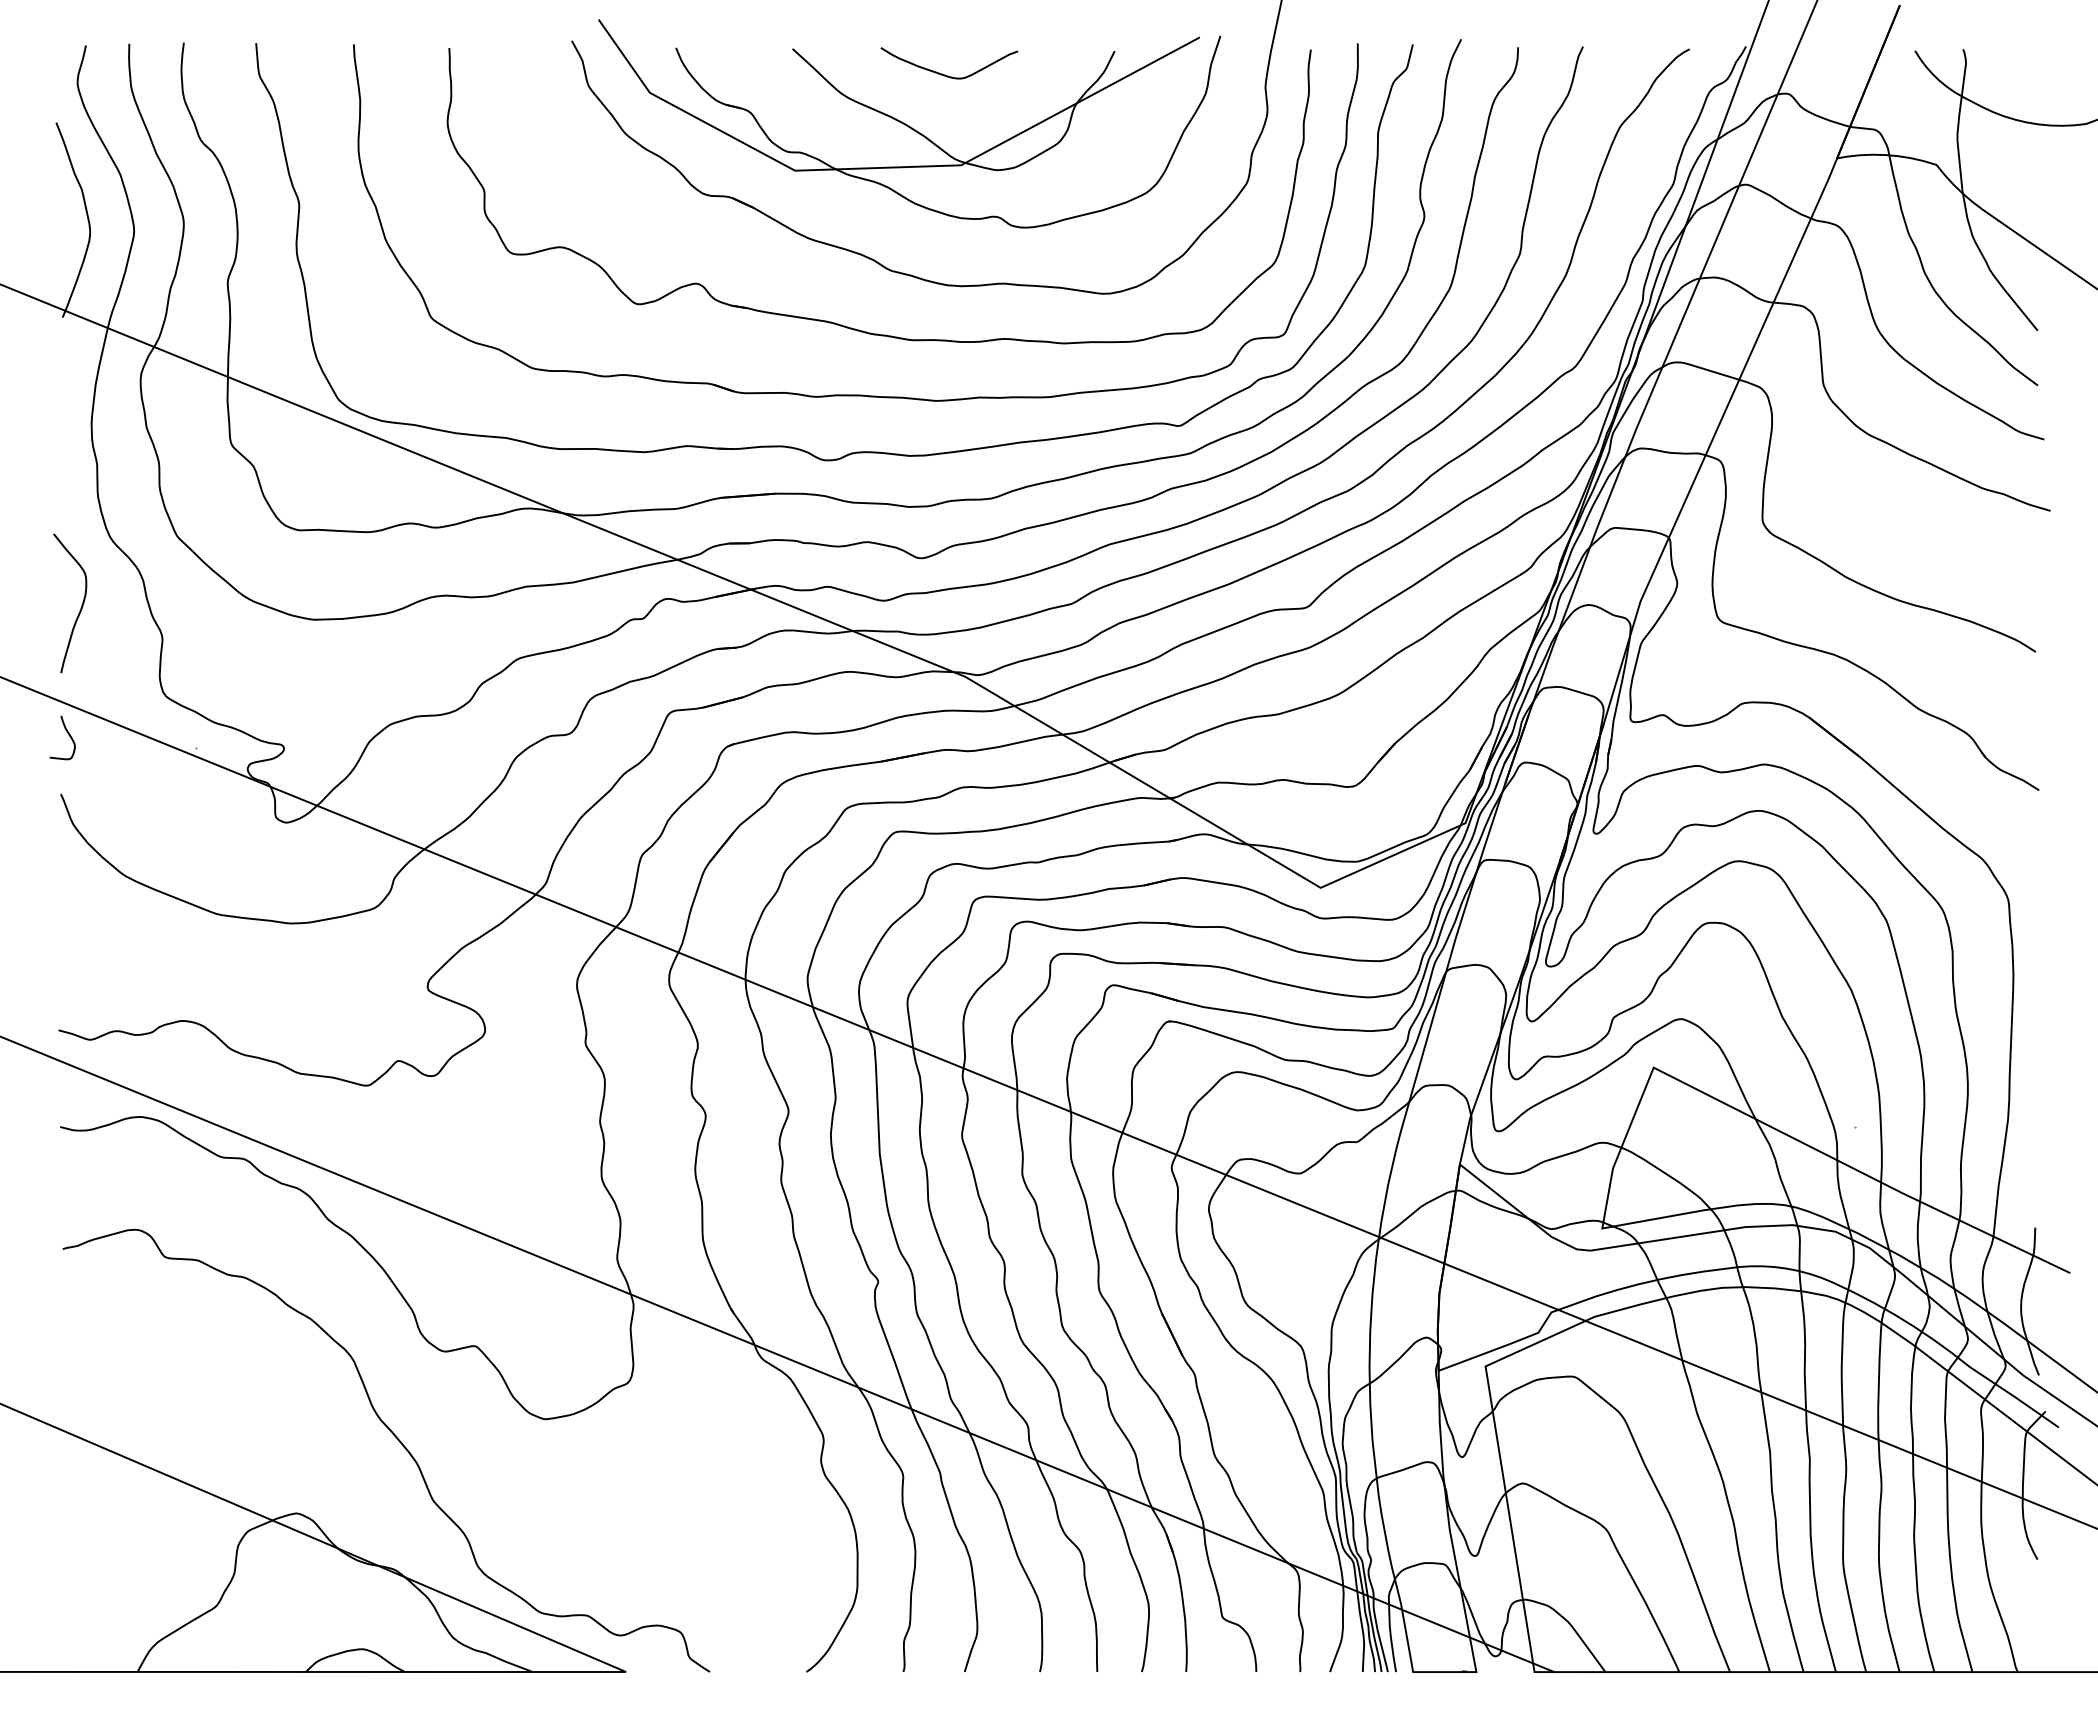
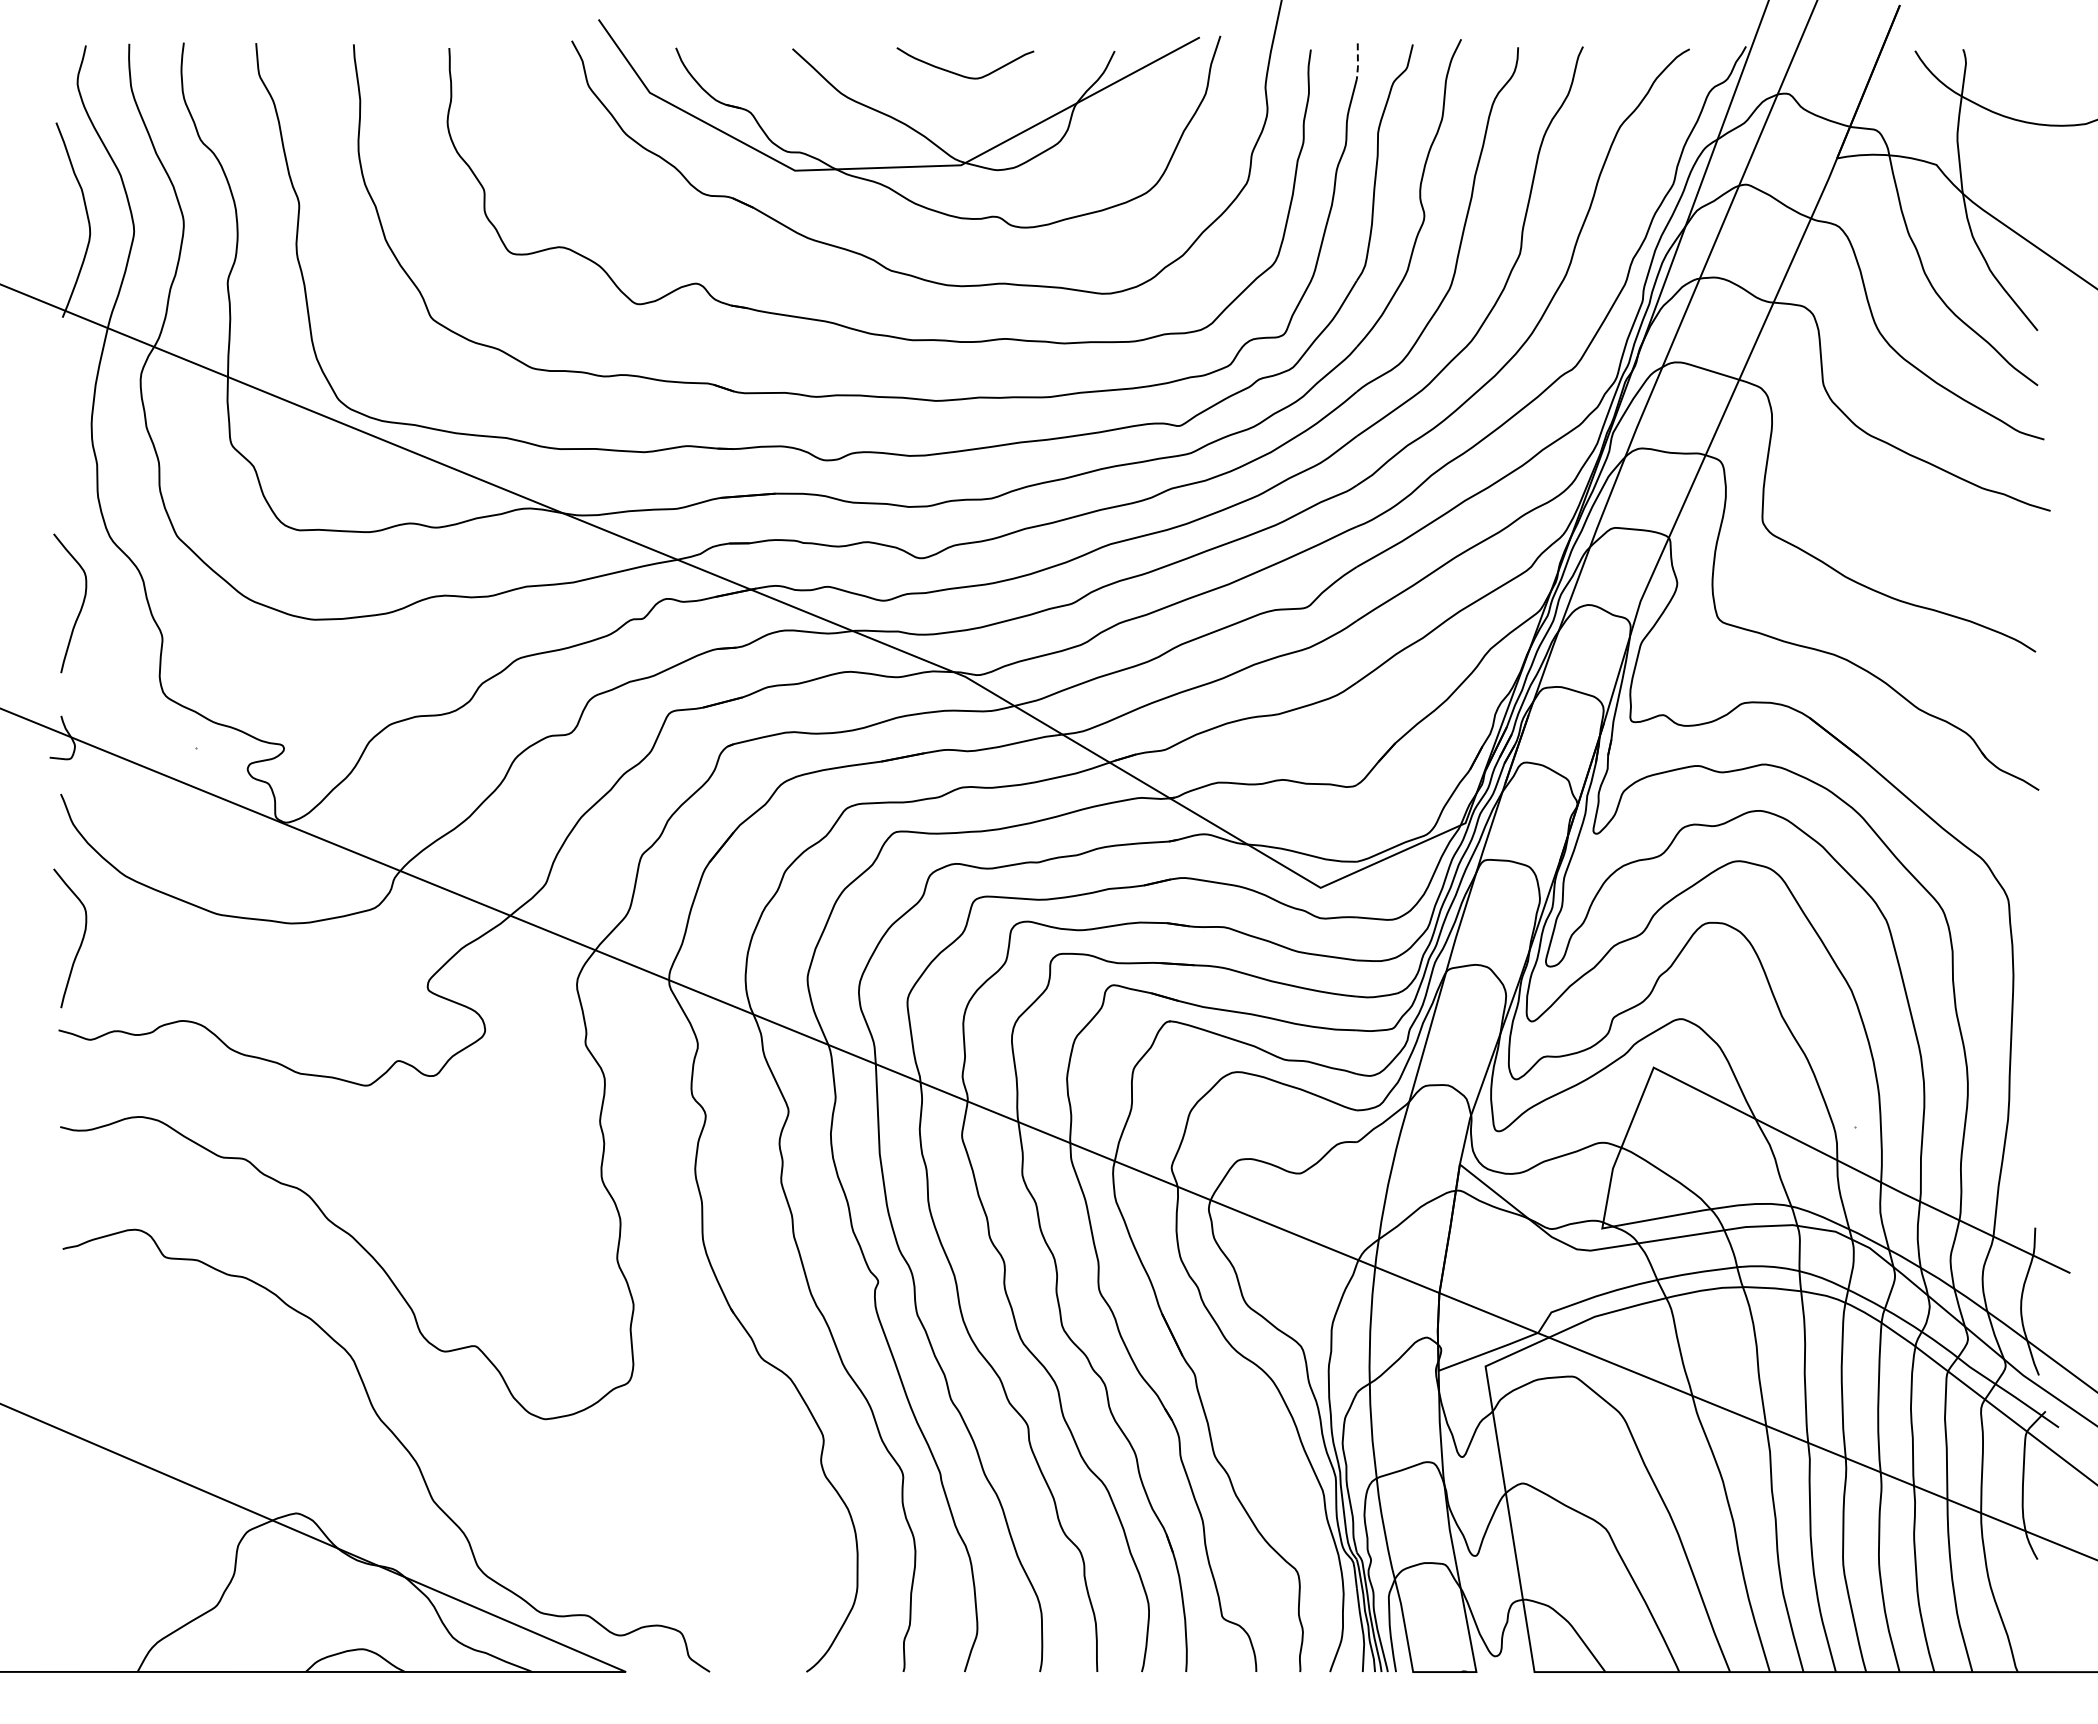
line: solid -> dashed (1357, 62)
curve position: (945, 74) -> (961, 74) (961, 74)
curve: none -> present (81, 940)
line position: (1048, 1102) -> (1048, 1134) (1048, 1134)
line: present -> none (778, 1354)
